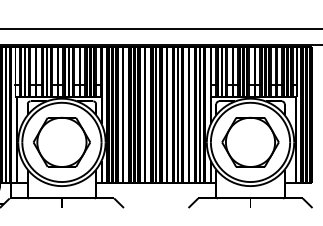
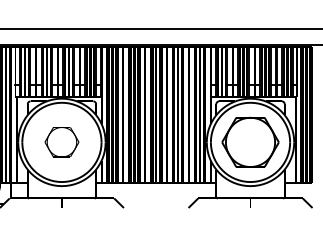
part size: 58x52 px -> 36x31 px (61, 142)
